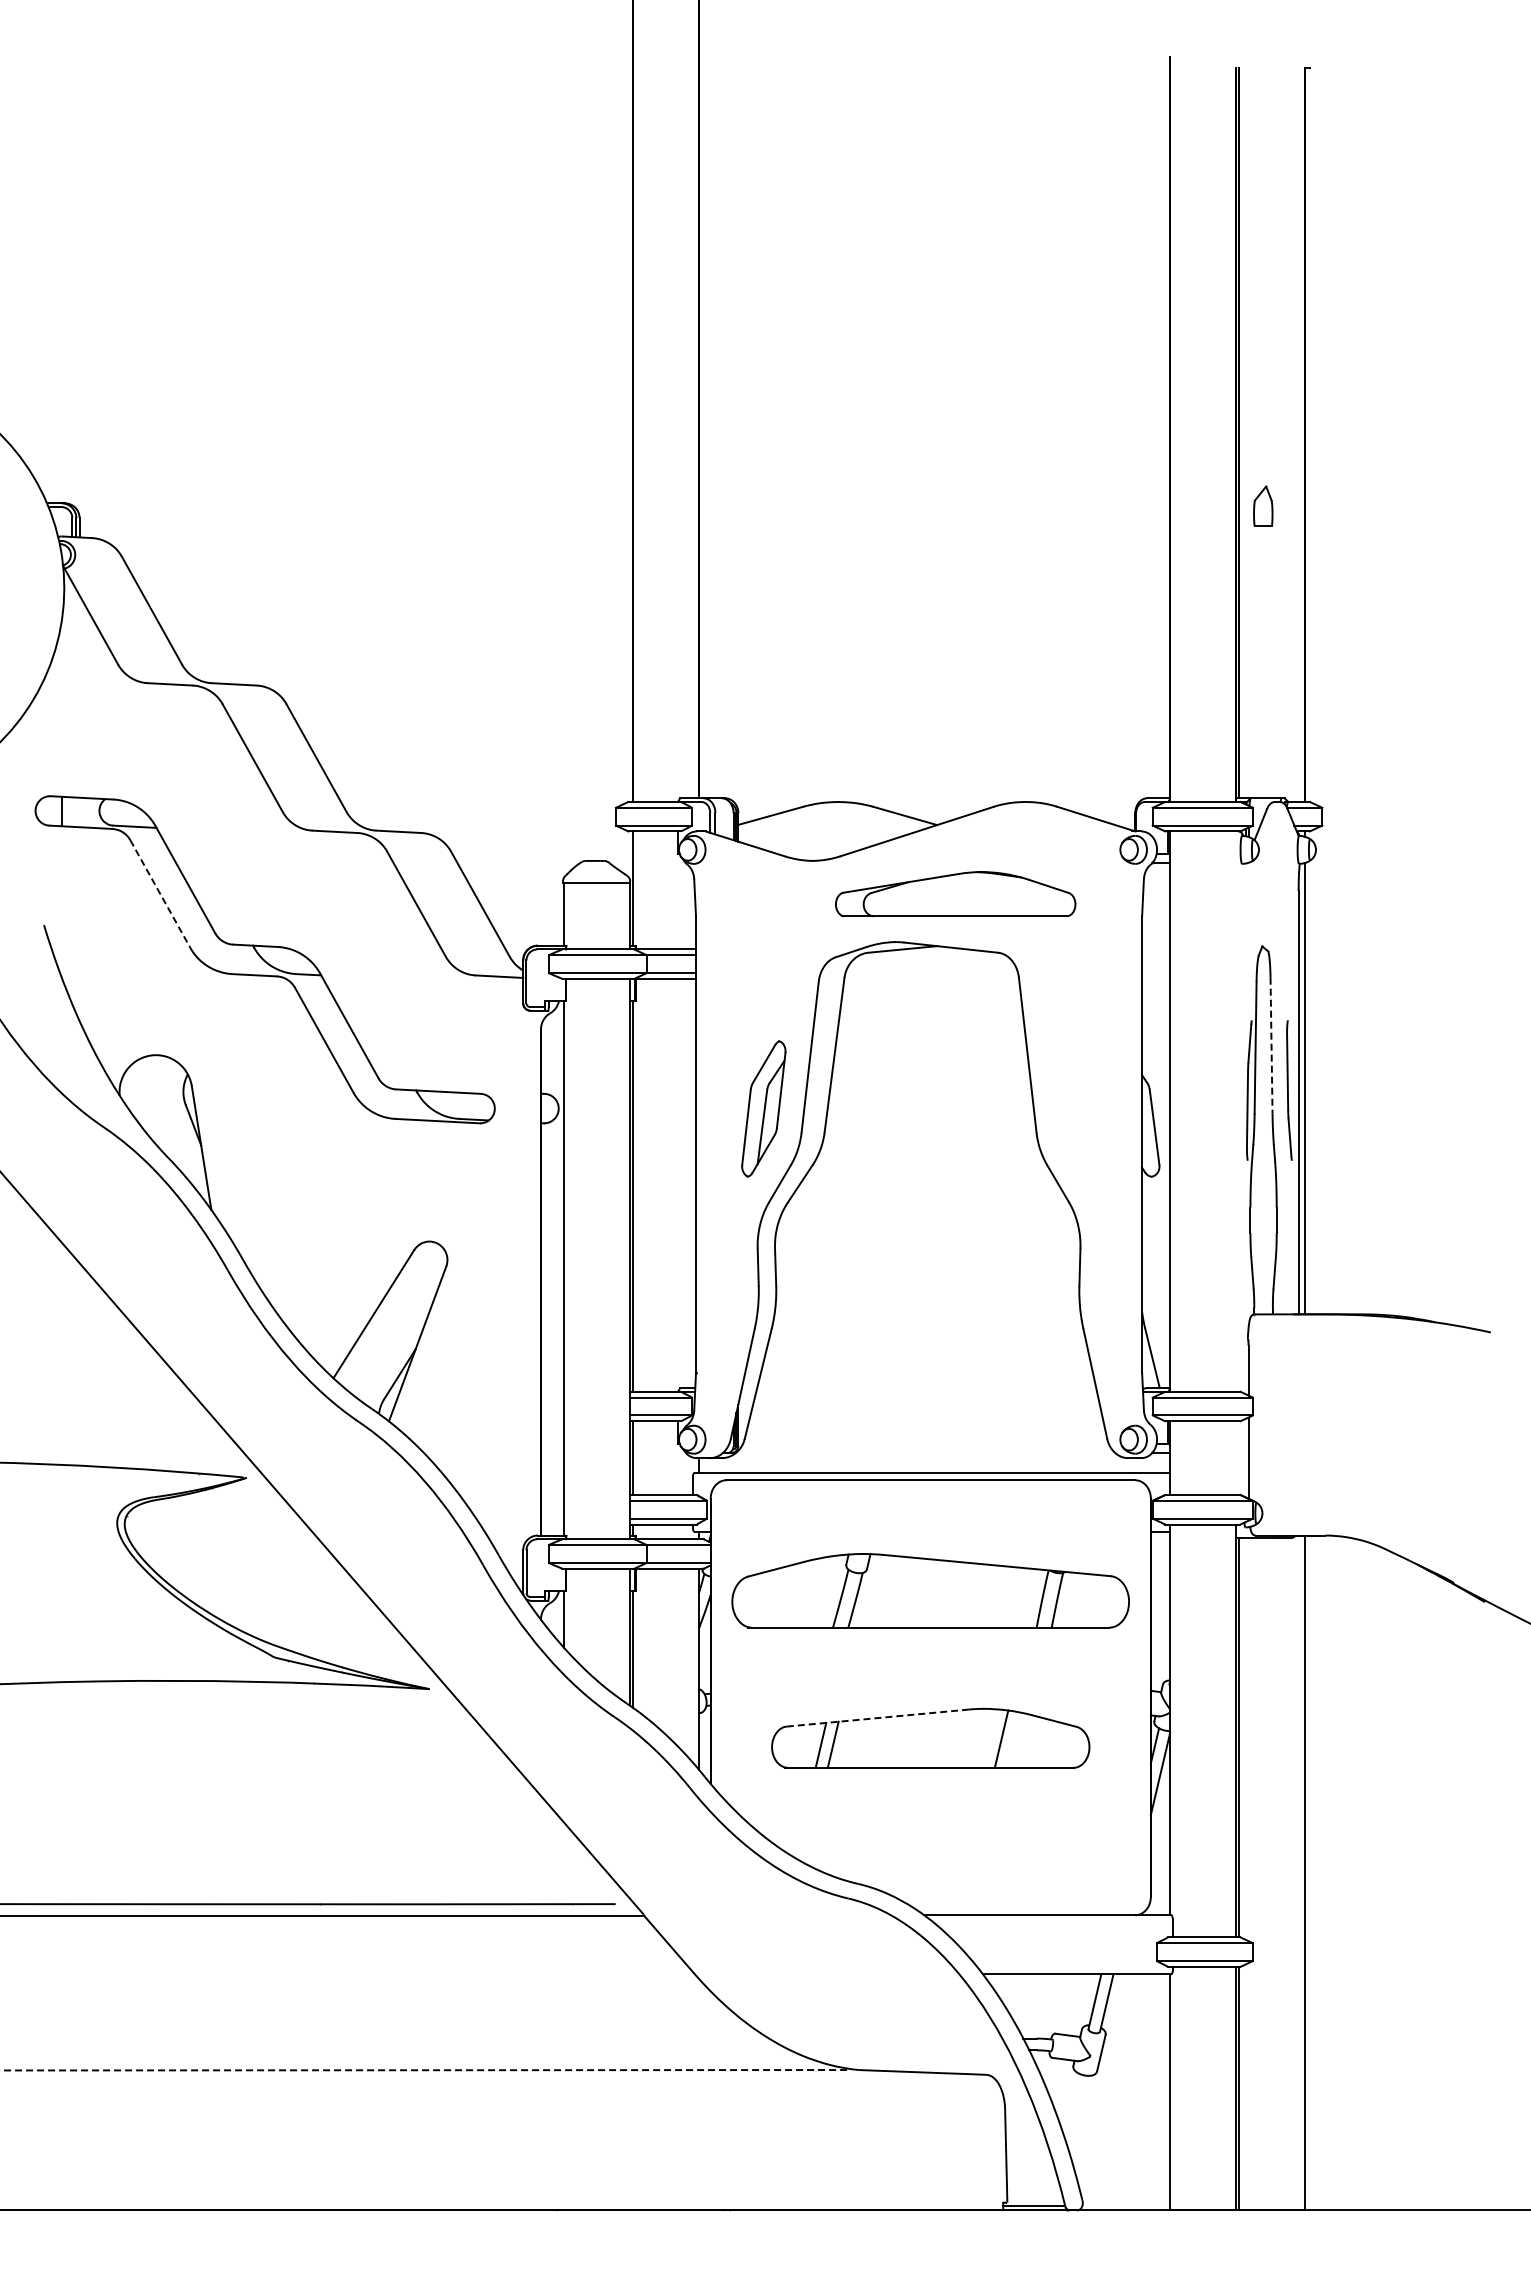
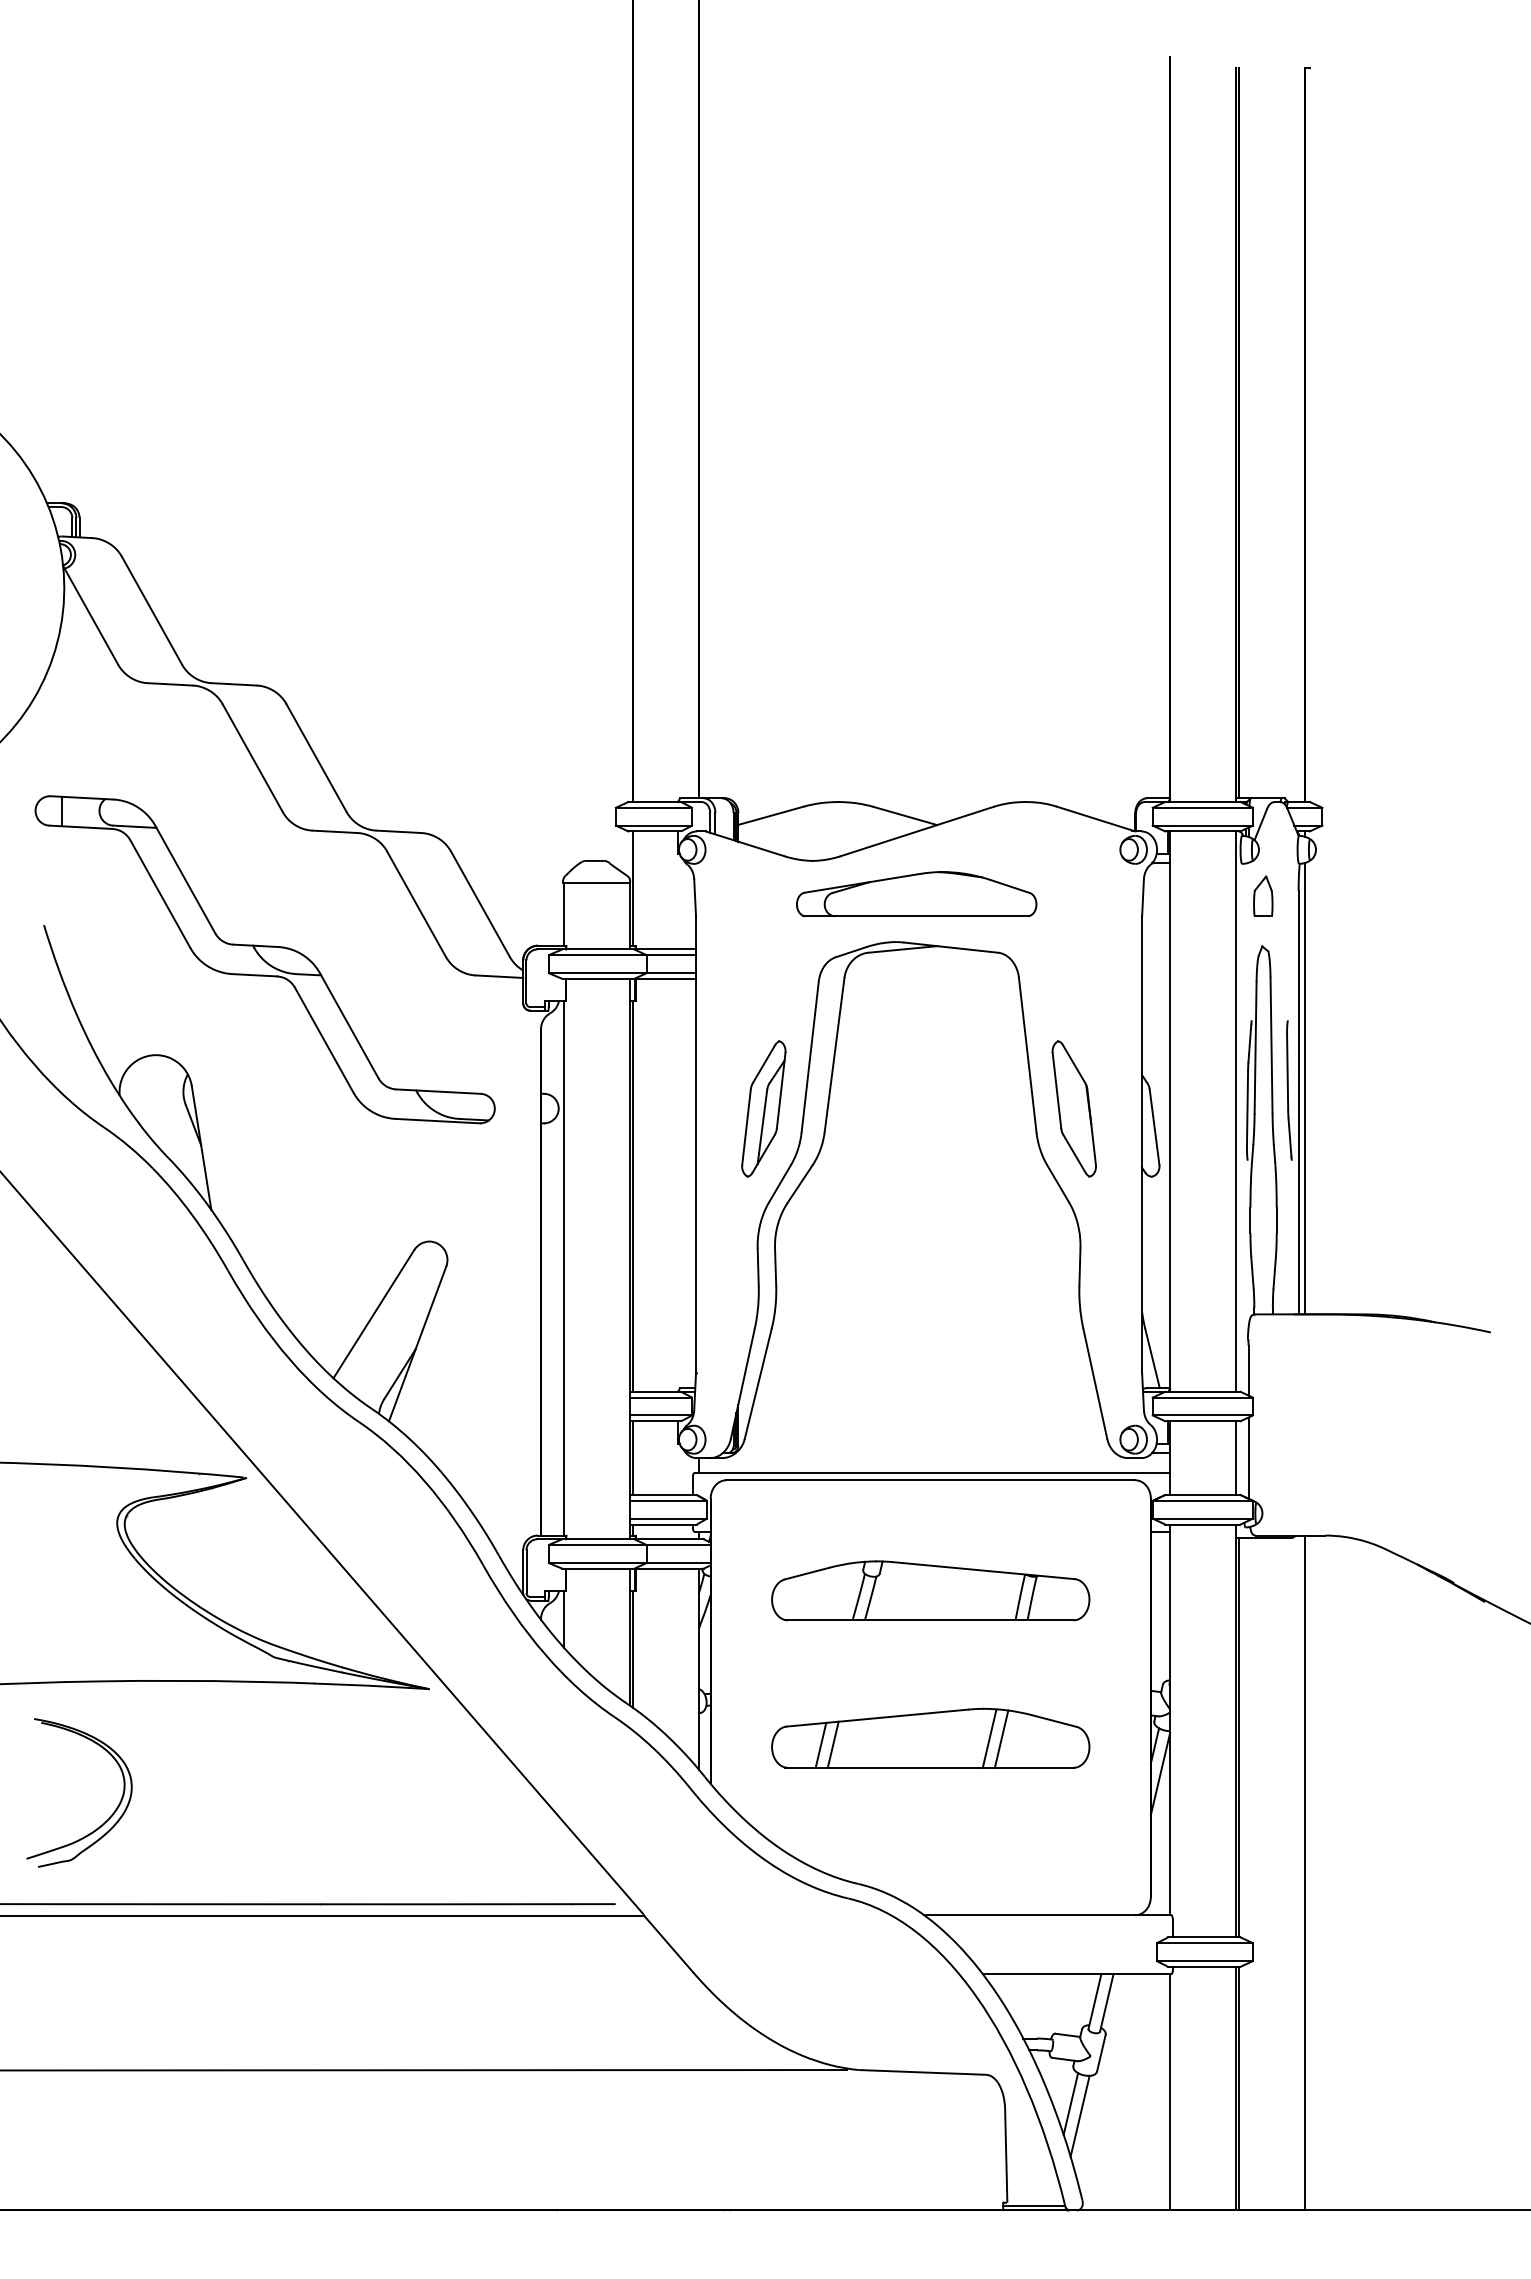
part position: (1263, 505) -> (1263, 895) (1263, 895)
line: dashed -> solid (160, 894)
part position: (955, 894) -> (916, 894) (916, 894)
line: dashed -> solid (1271, 1045)
part: none -> present (1073, 1108)
line: none -> present (1235, 1111)
line: none -> present (1235, 1458)
part size: 399x76 px -> 320x62 px (930, 1590)
line: dashed -> solid (877, 1718)
line: none -> present (989, 1738)
part: none -> present (109, 1816)
line: dashed -> solid (423, 2070)
line: none -> present (1070, 2103)
line: none -> present (1079, 2115)
